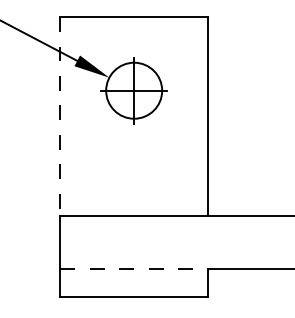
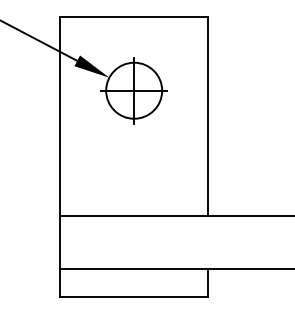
line: dashed -> solid (60, 116)
line: dashed -> solid (134, 268)
